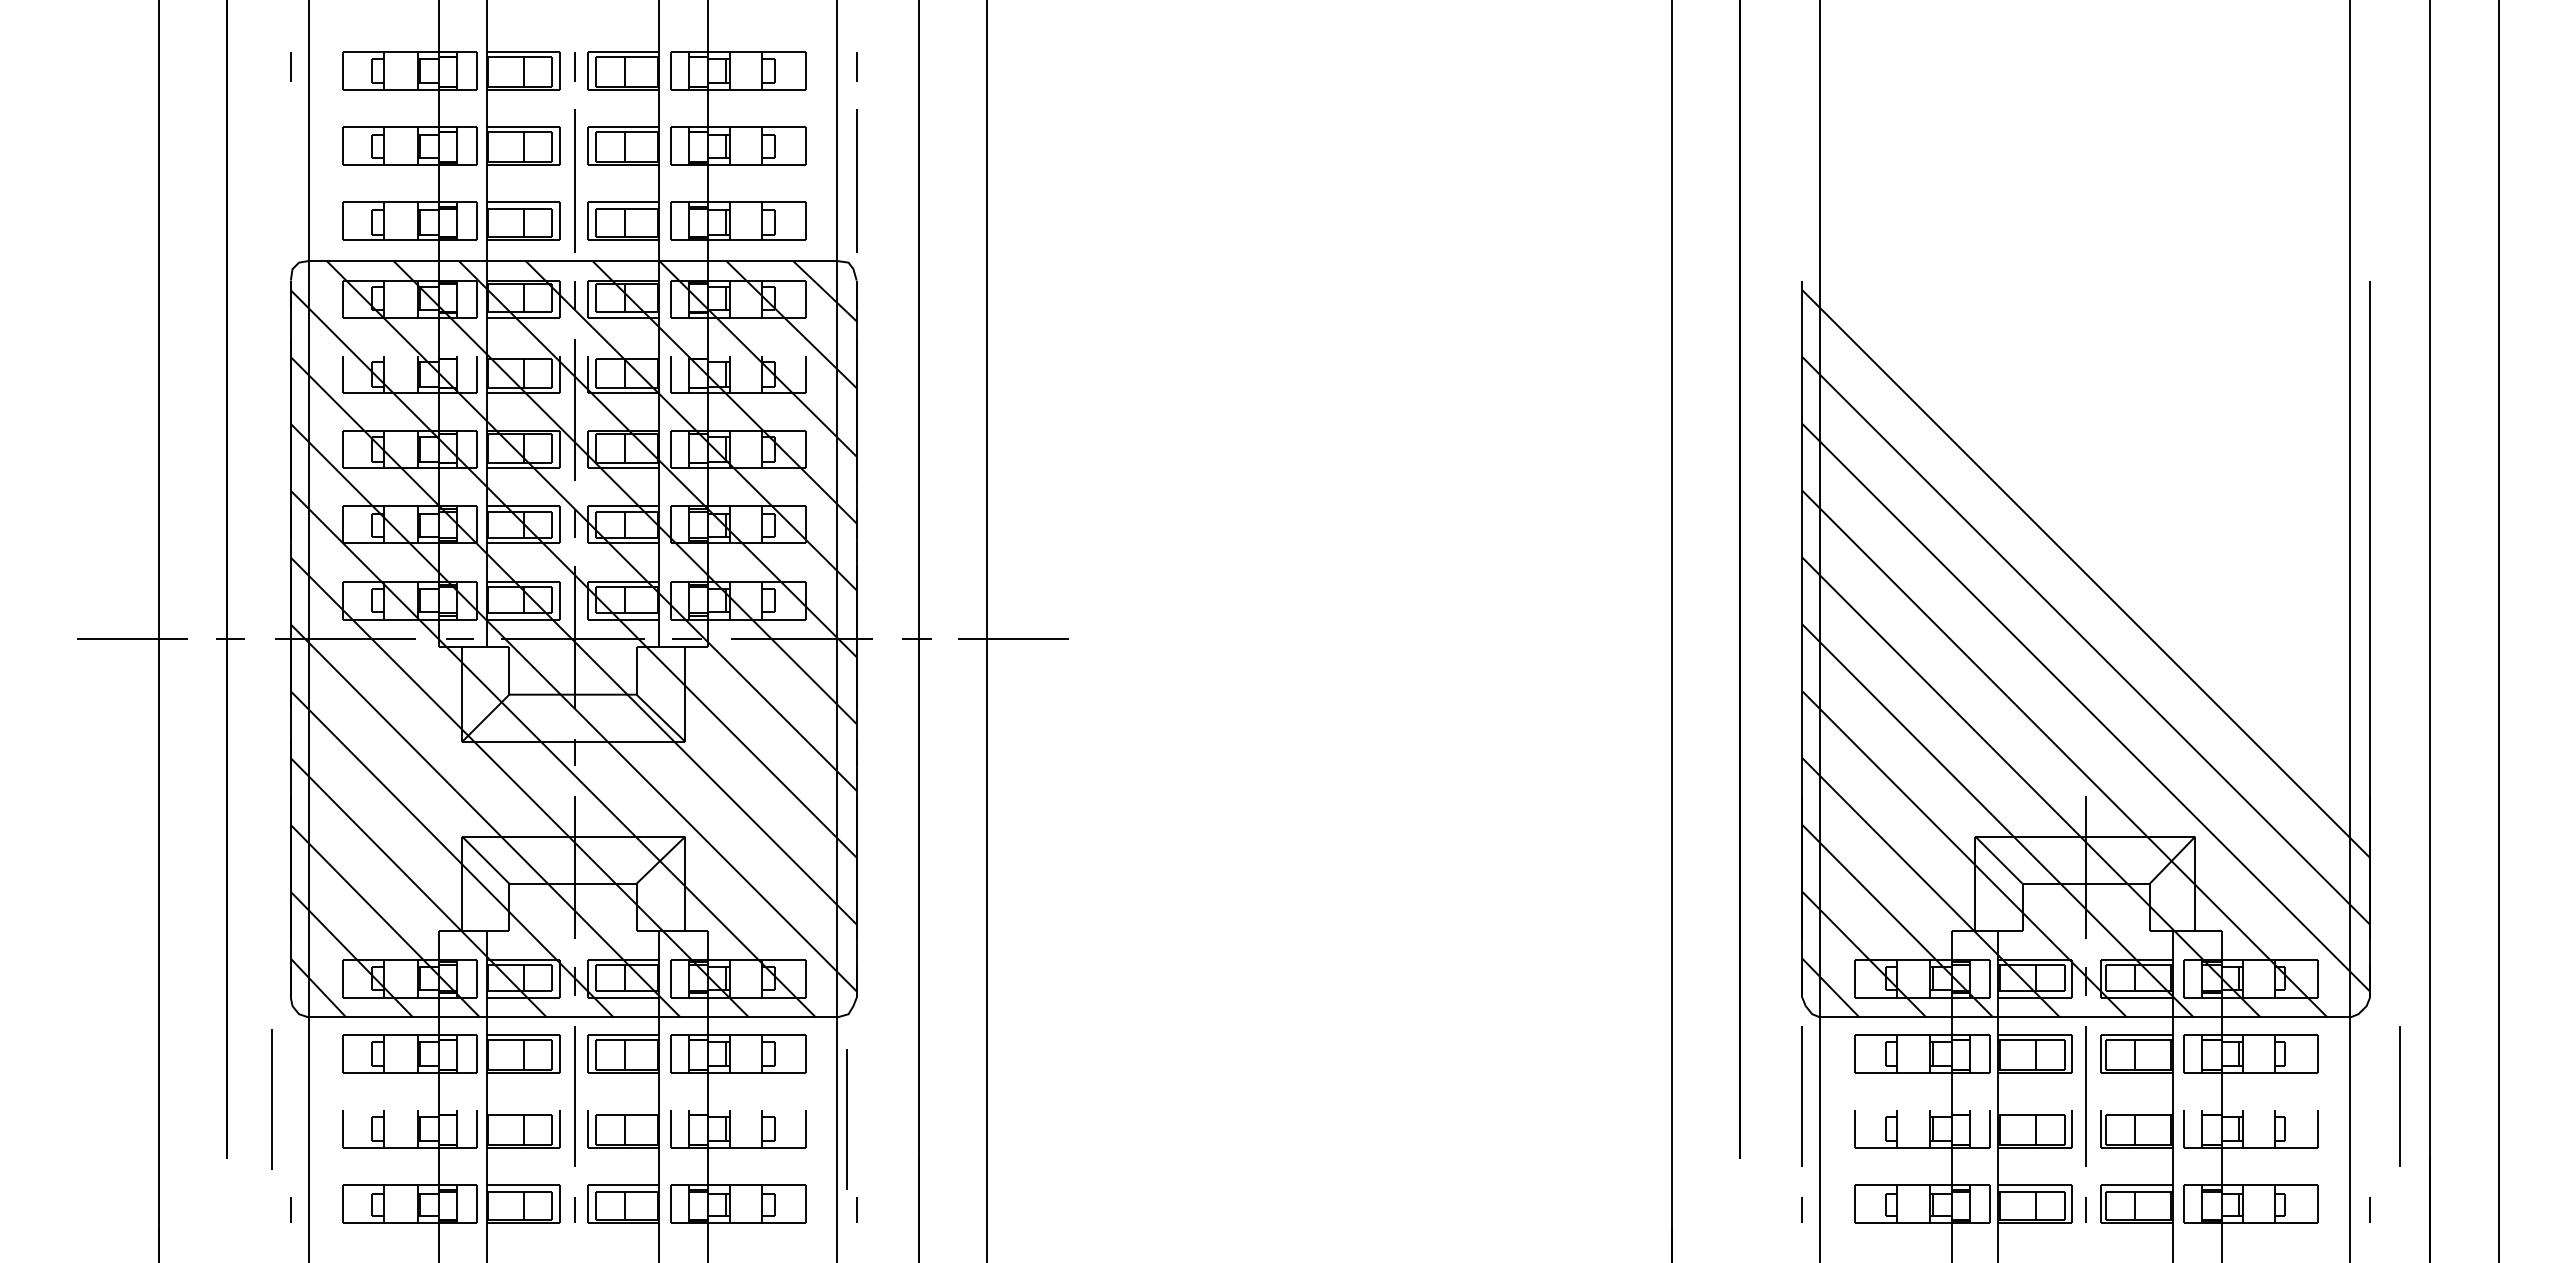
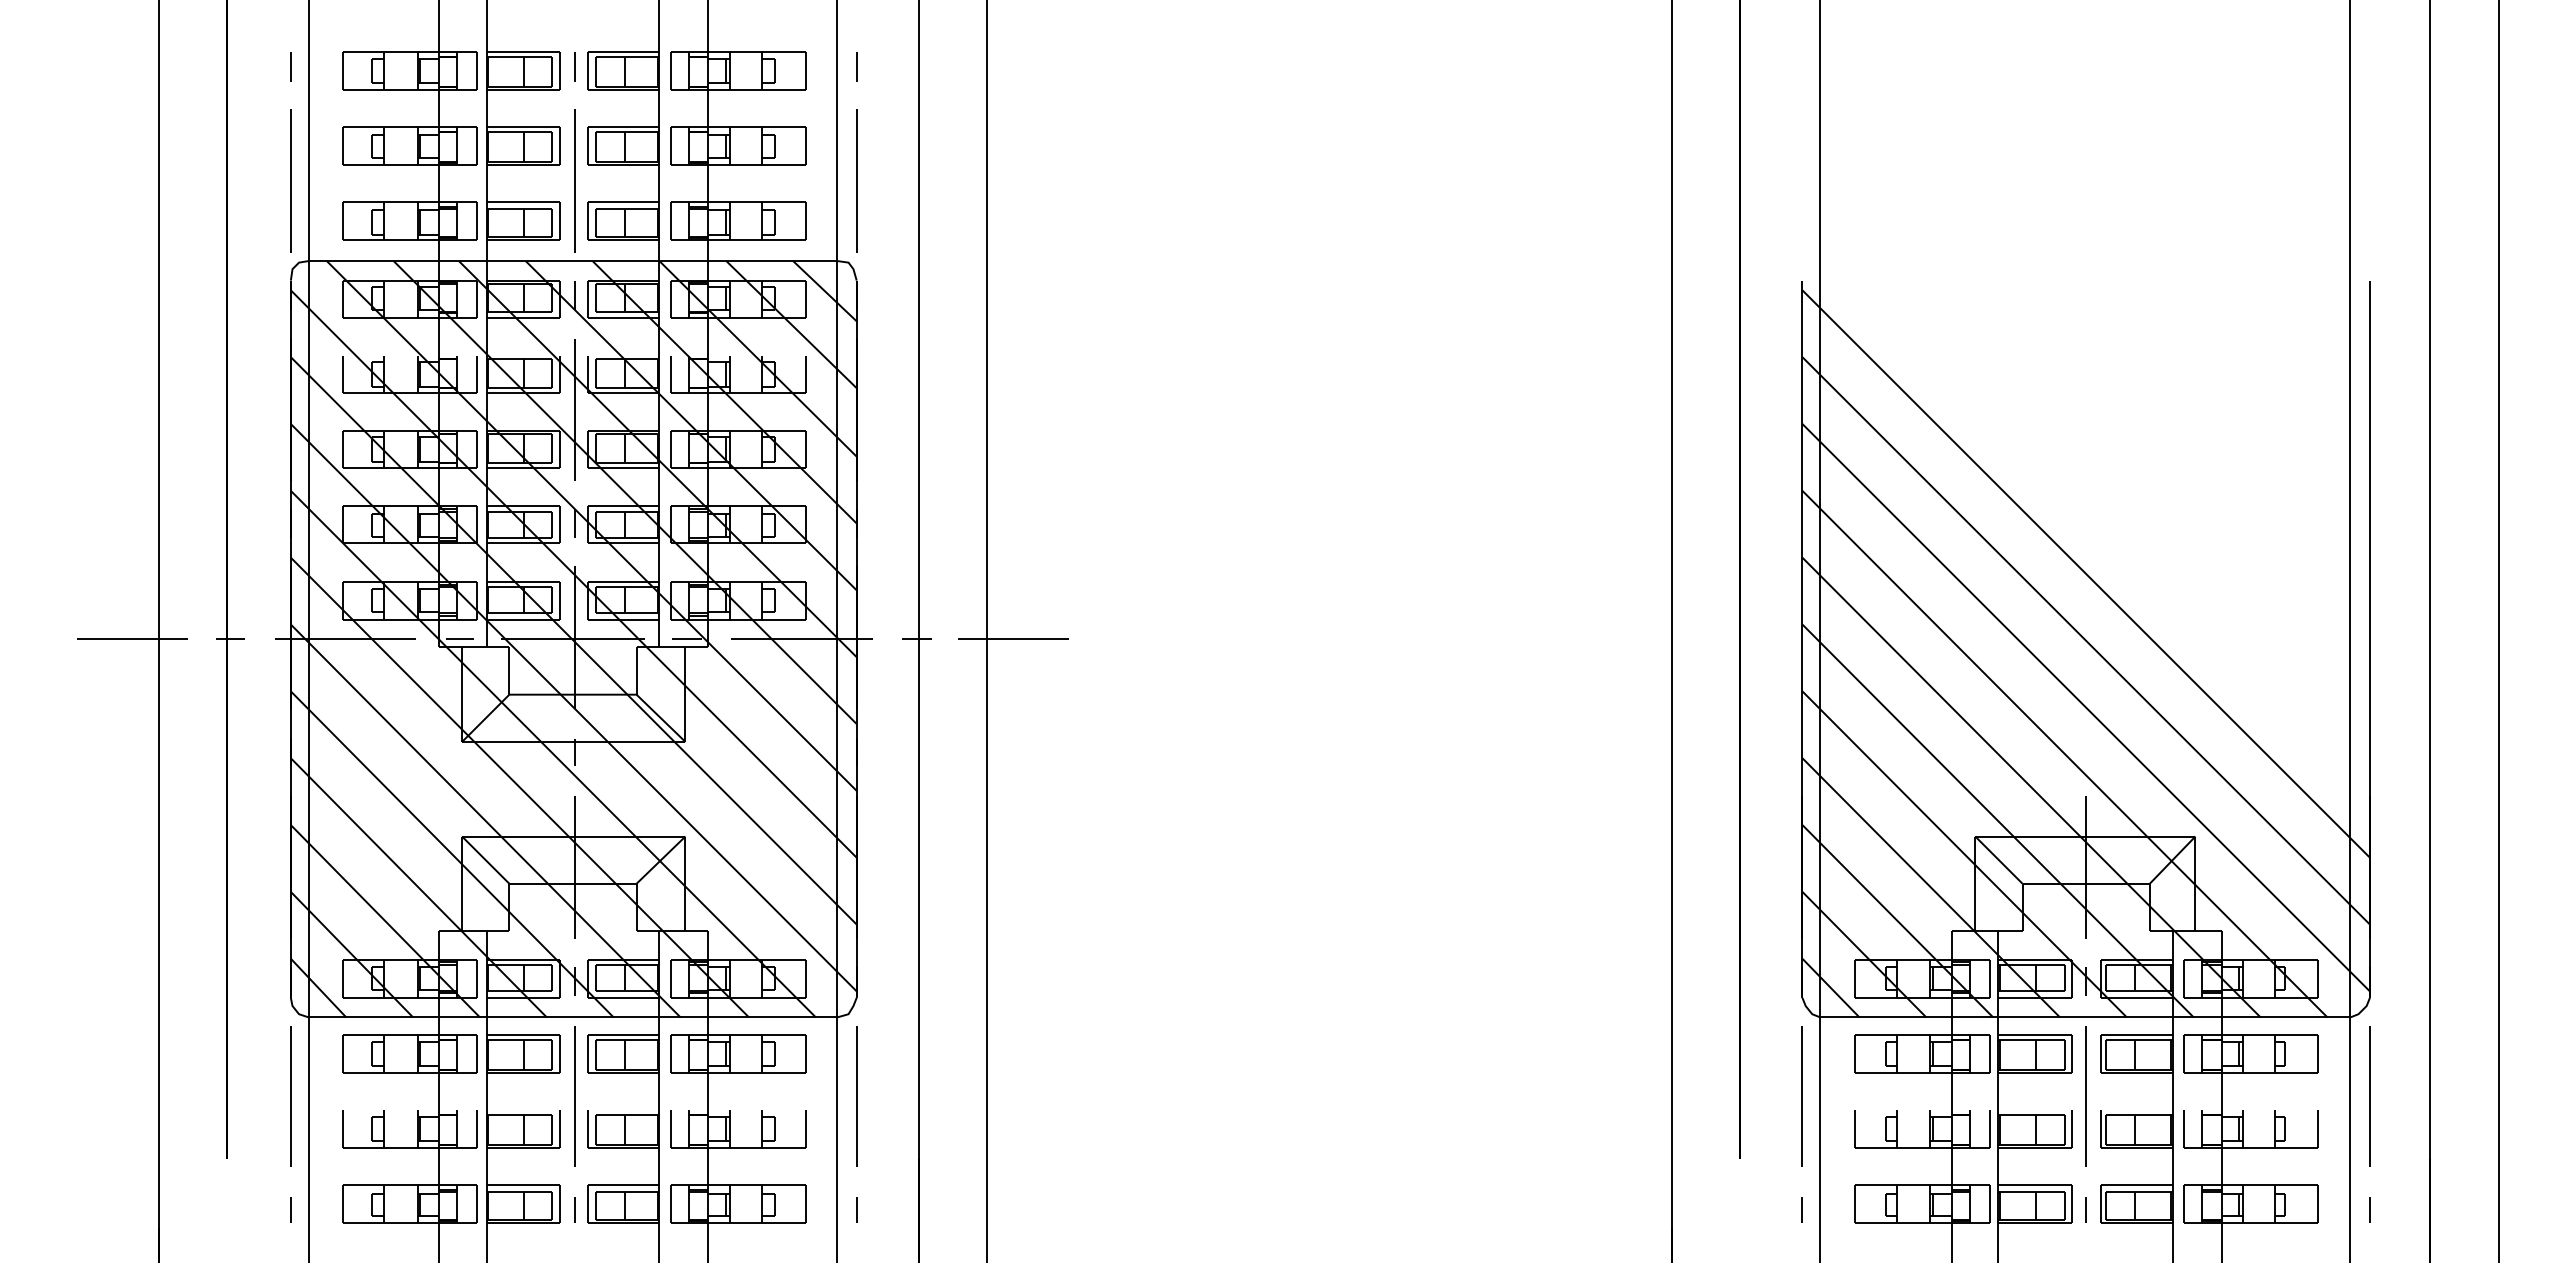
line: none -> present (290, 180)
line position: (2399, 1096) -> (2369, 1096) (2369, 1096)
line position: (271, 1099) -> (290, 1096) (290, 1096)
line position: (846, 1119) -> (856, 1096) (856, 1096)
